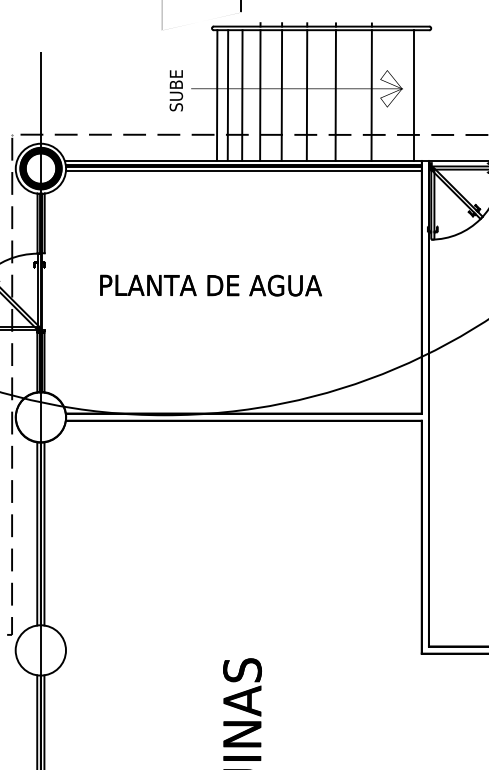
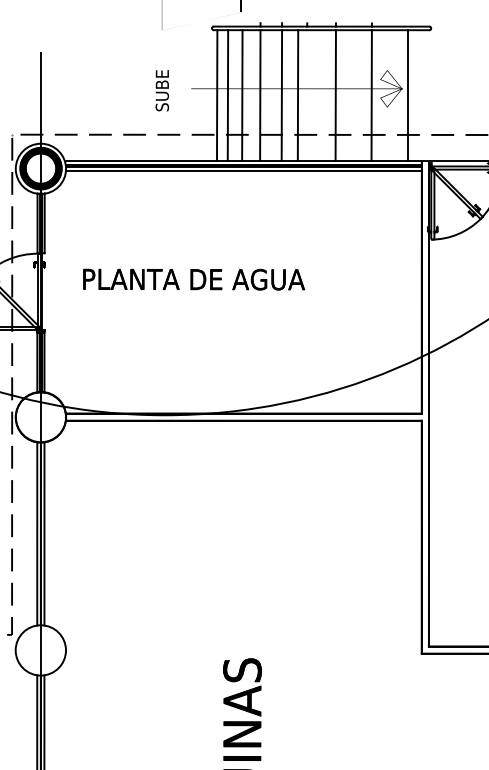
text position: (176, 90) -> (162, 90) (162, 90)
line position: (306, 95) -> (297, 95) (297, 95)
line position: (414, 95) -> (408, 95) (408, 95)
text position: (210, 285) -> (193, 279) (193, 279)
